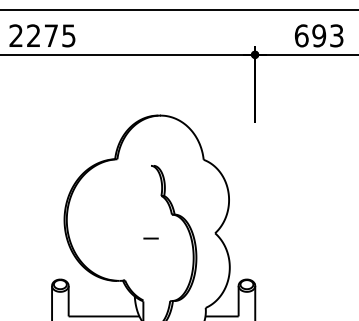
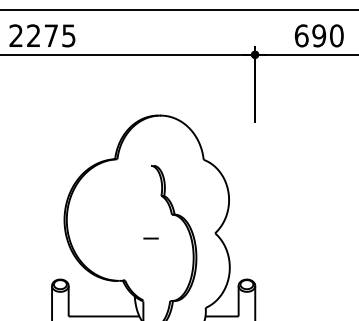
text: 693 -> 690 (336, 35)
